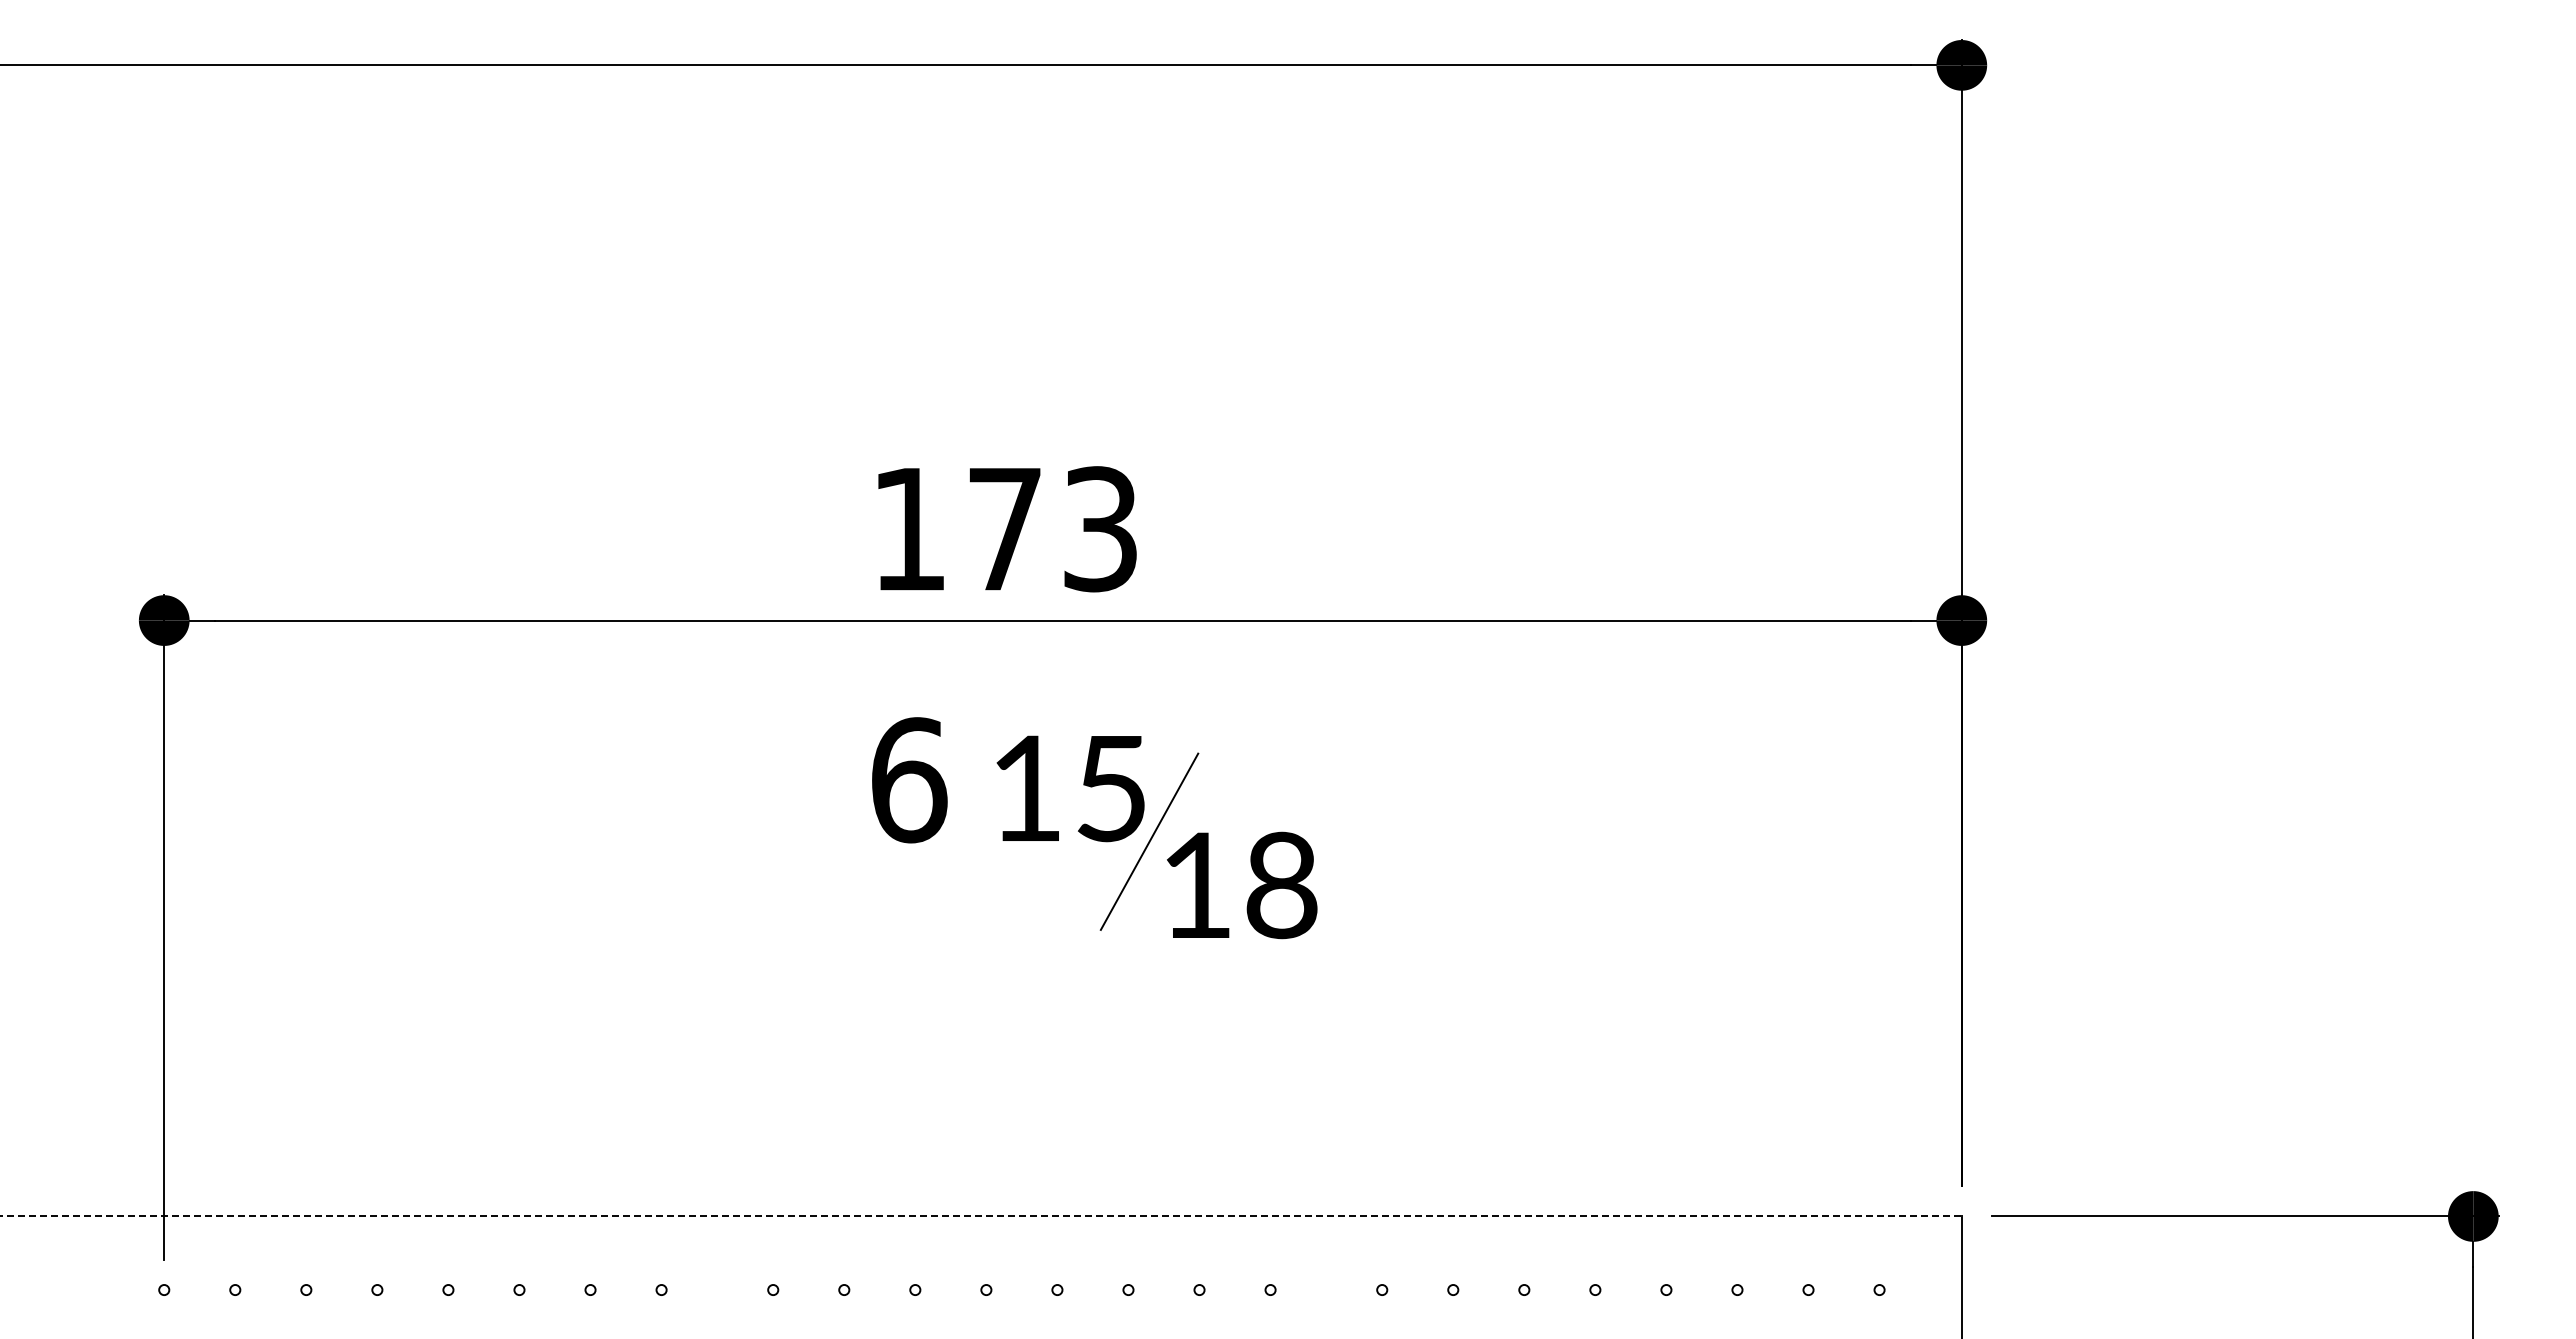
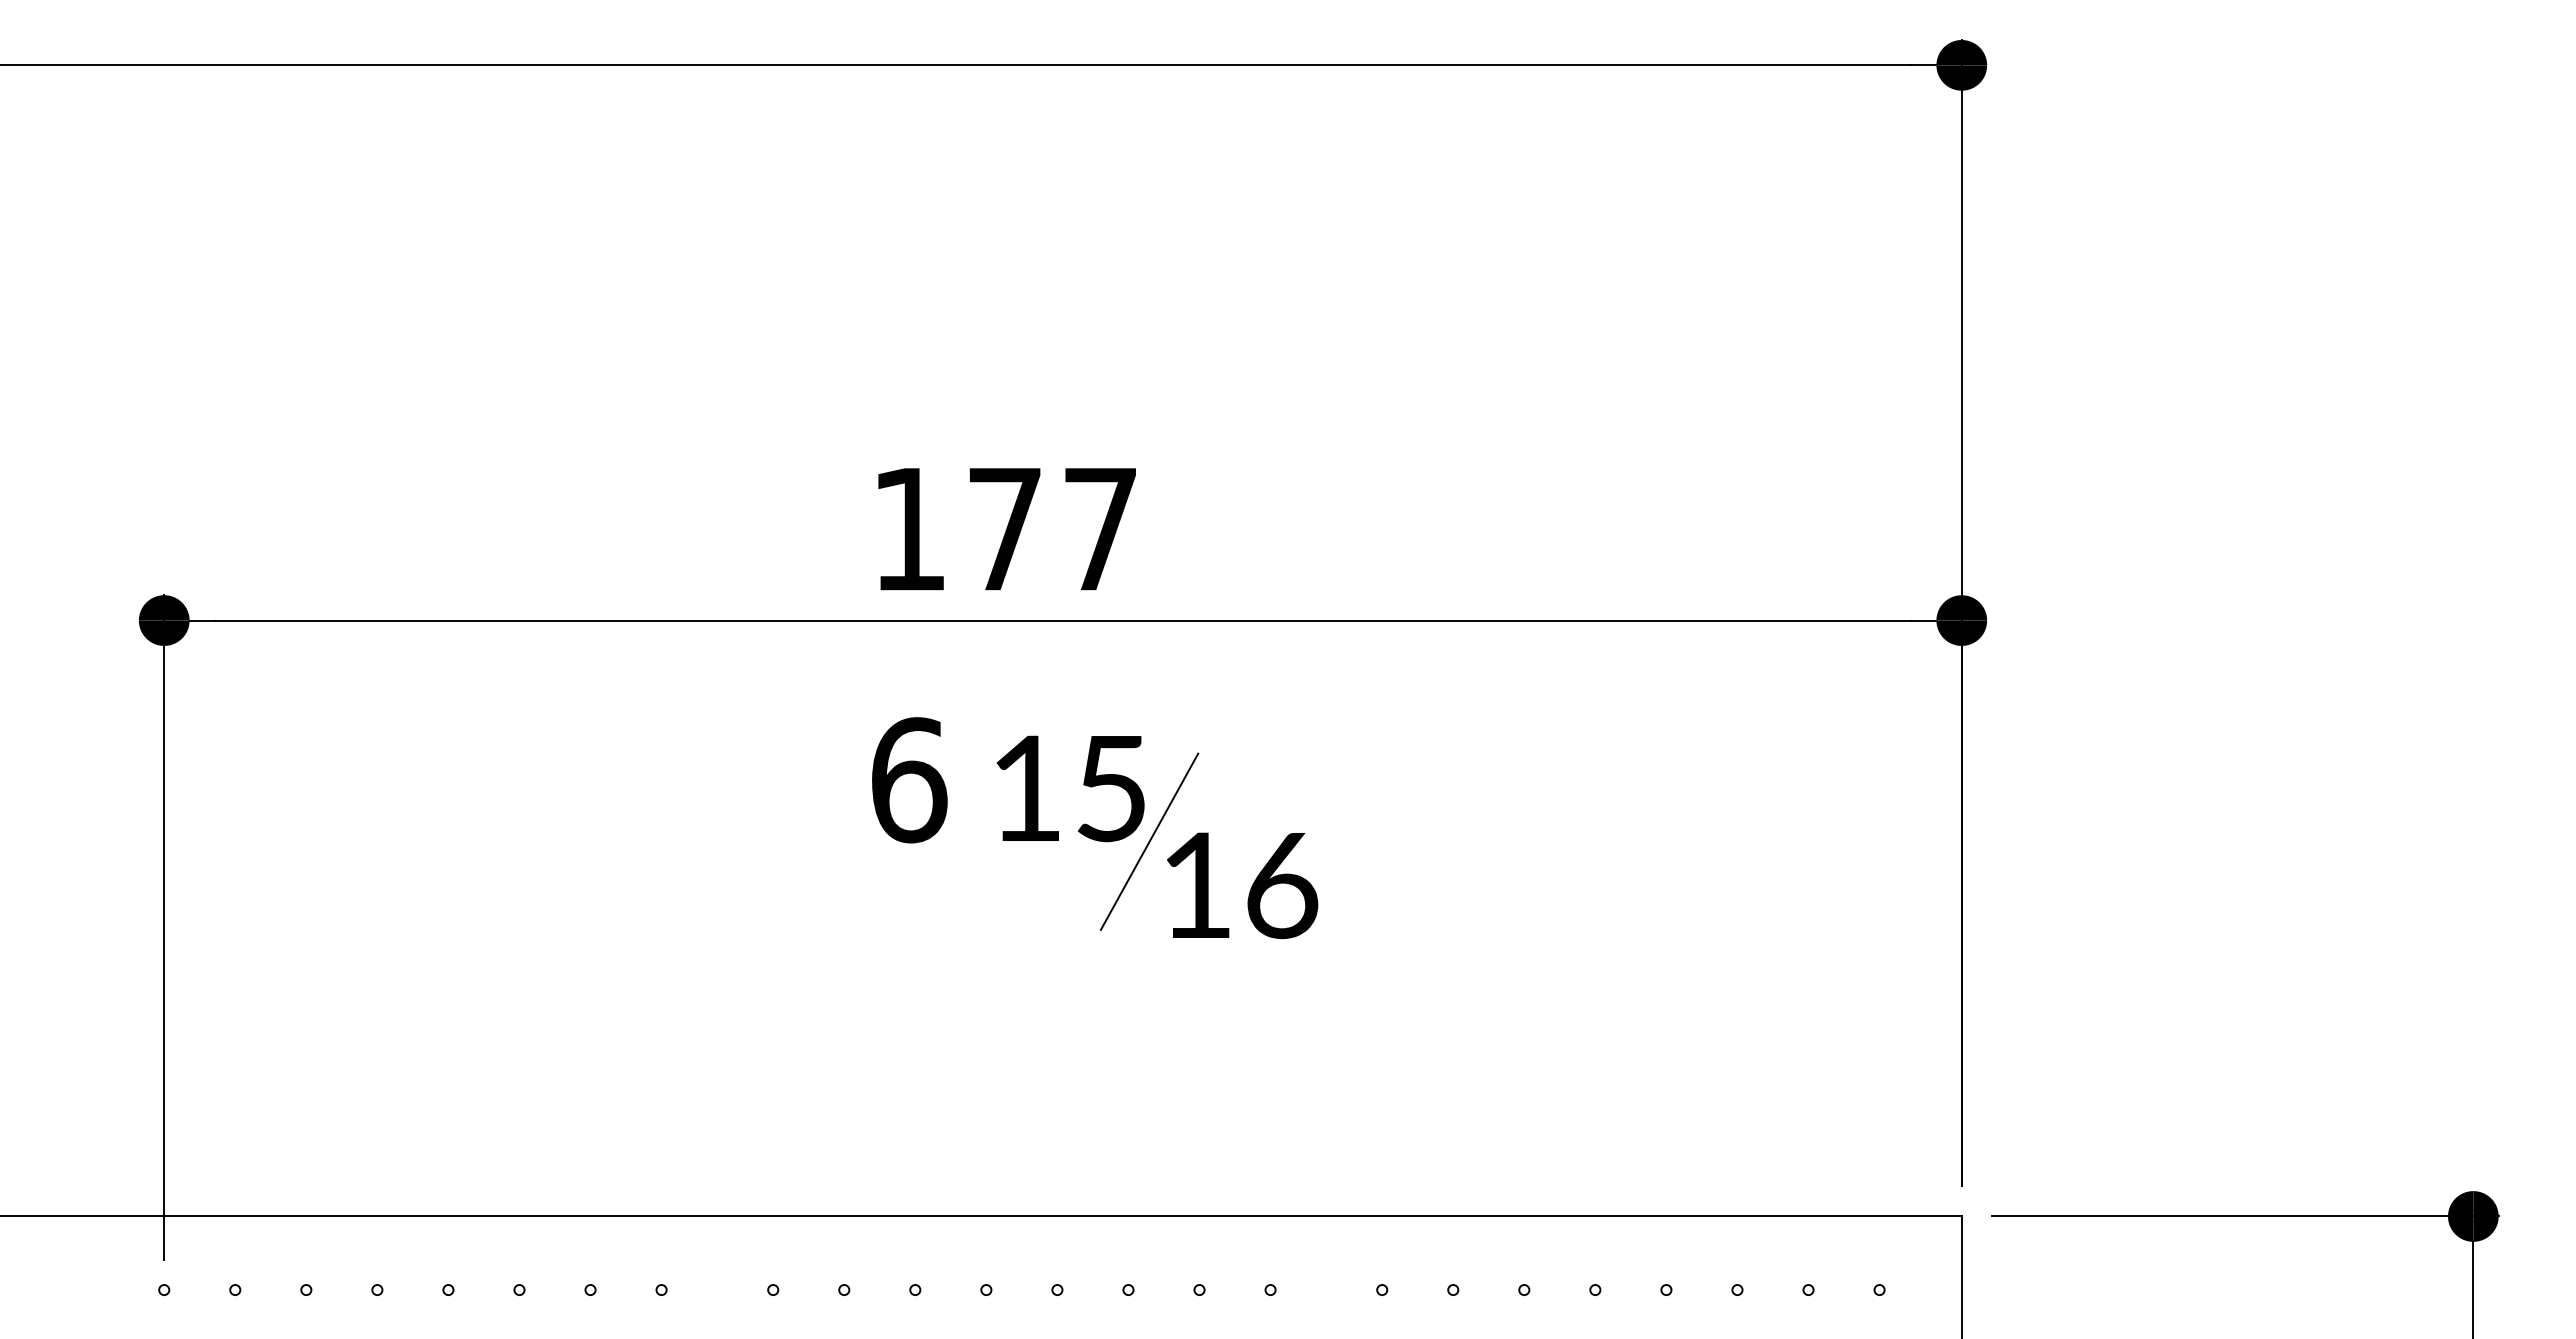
text: 173 -> 177 (1100, 529)
text: 18 -> 16 (1282, 884)
line: dashed -> solid (980, 1216)
